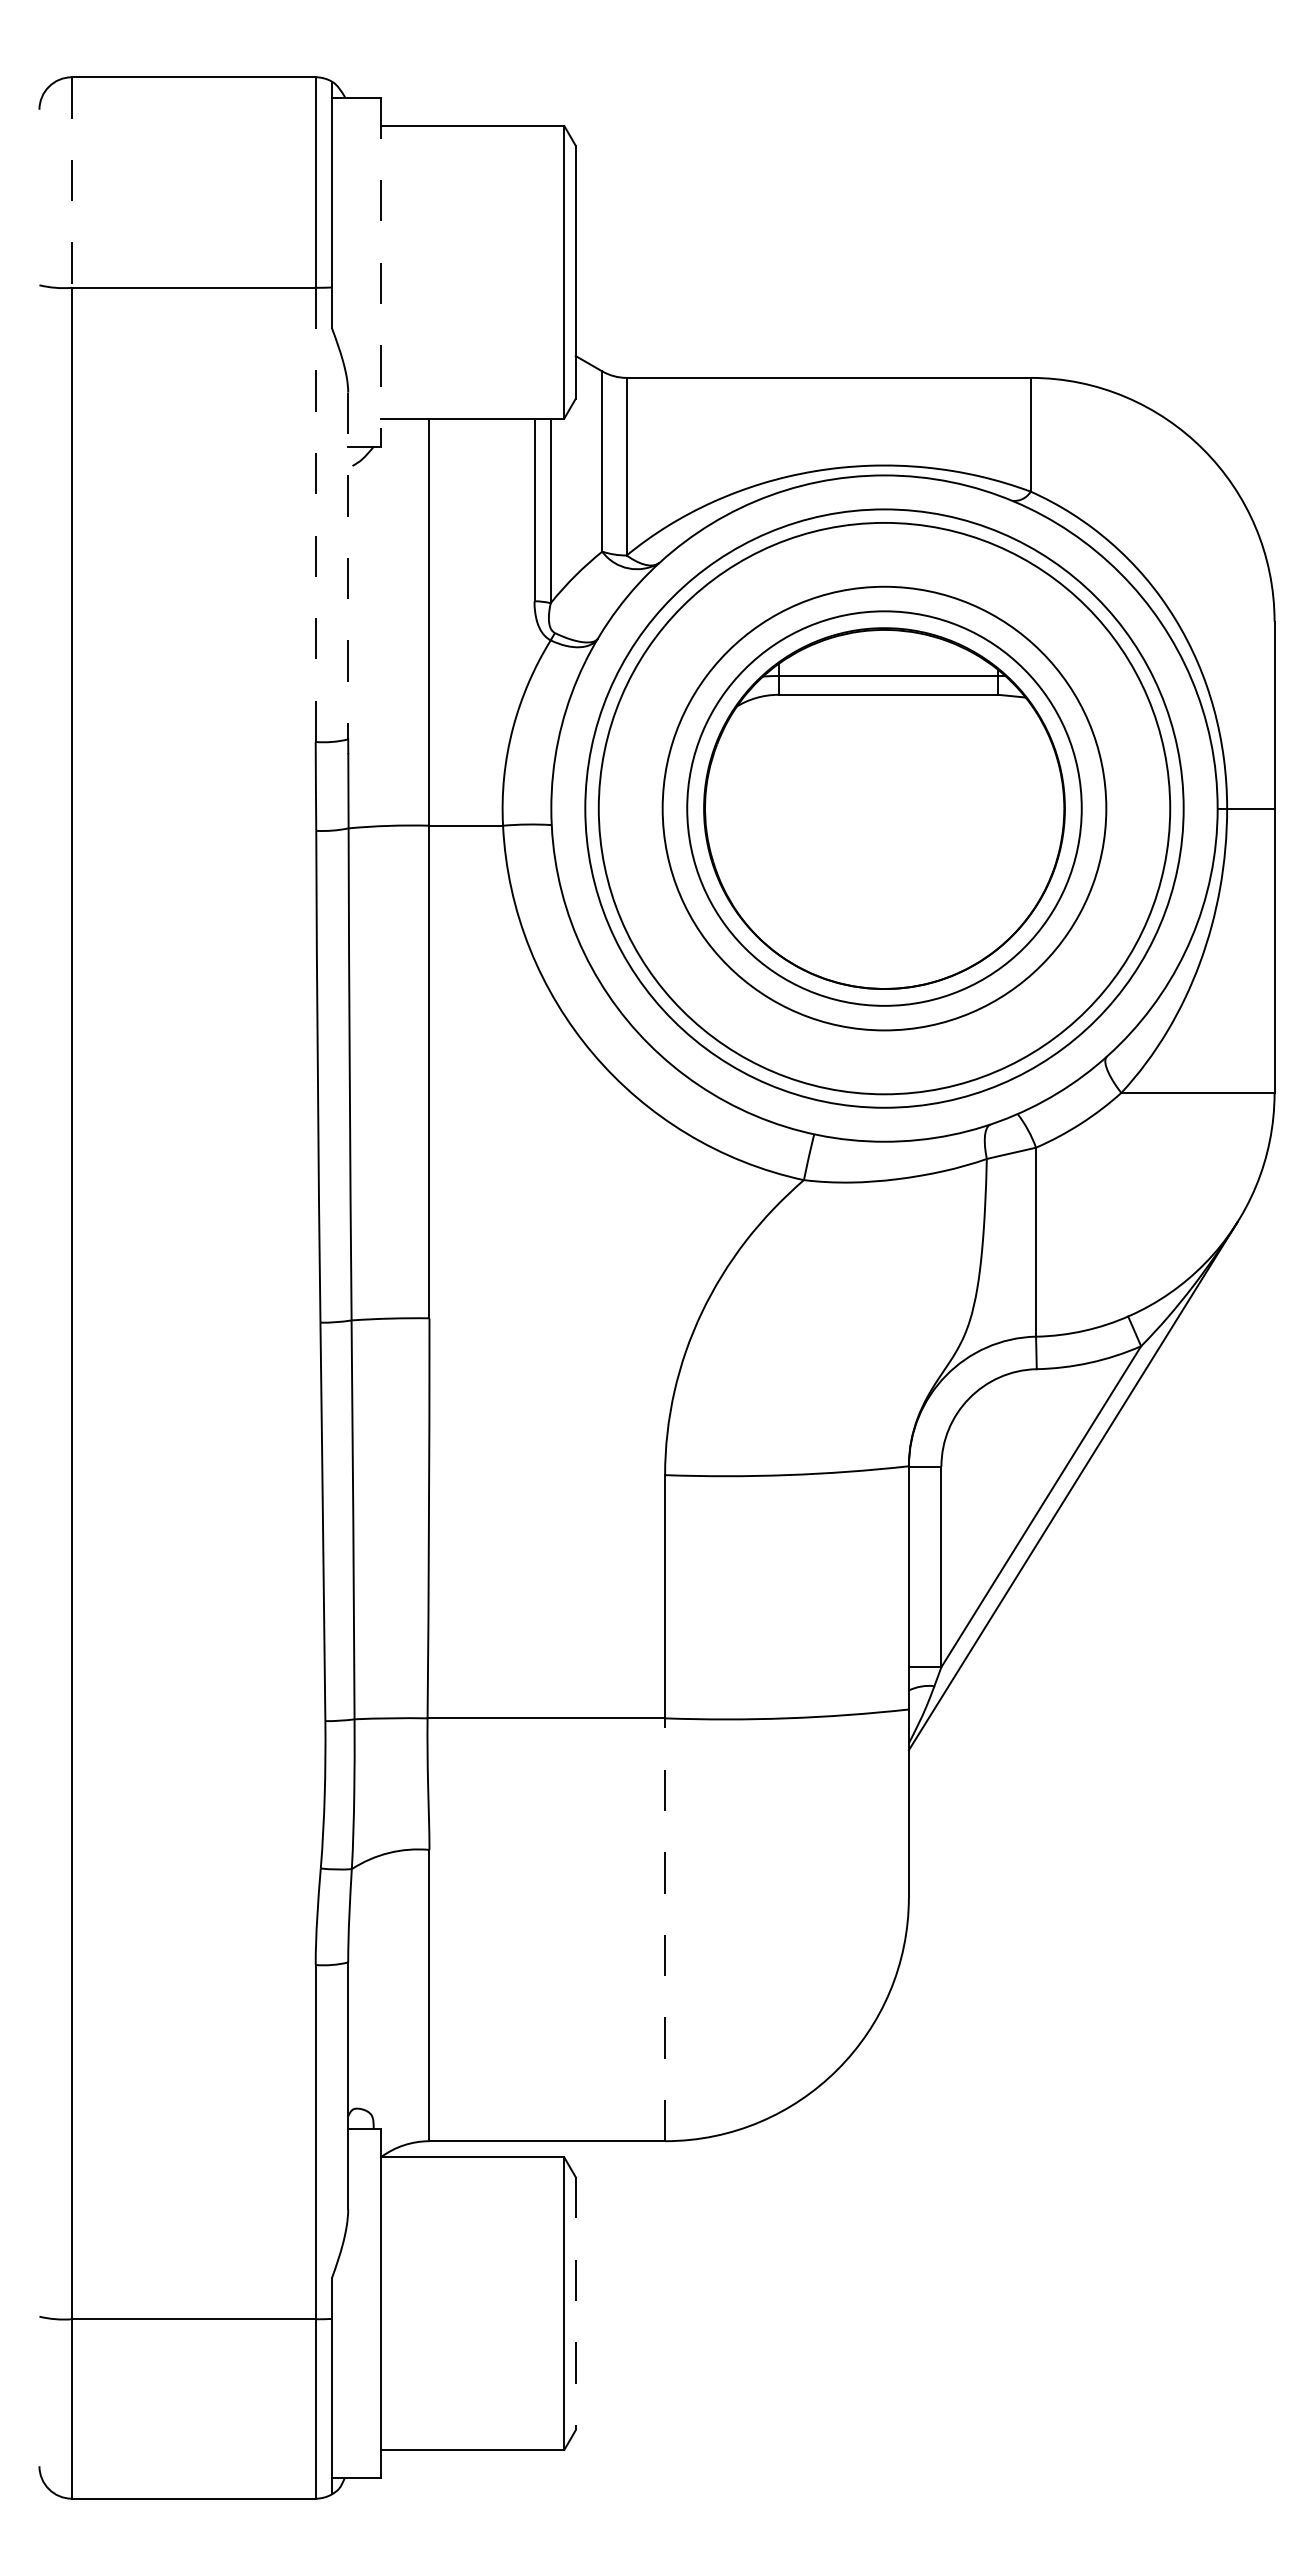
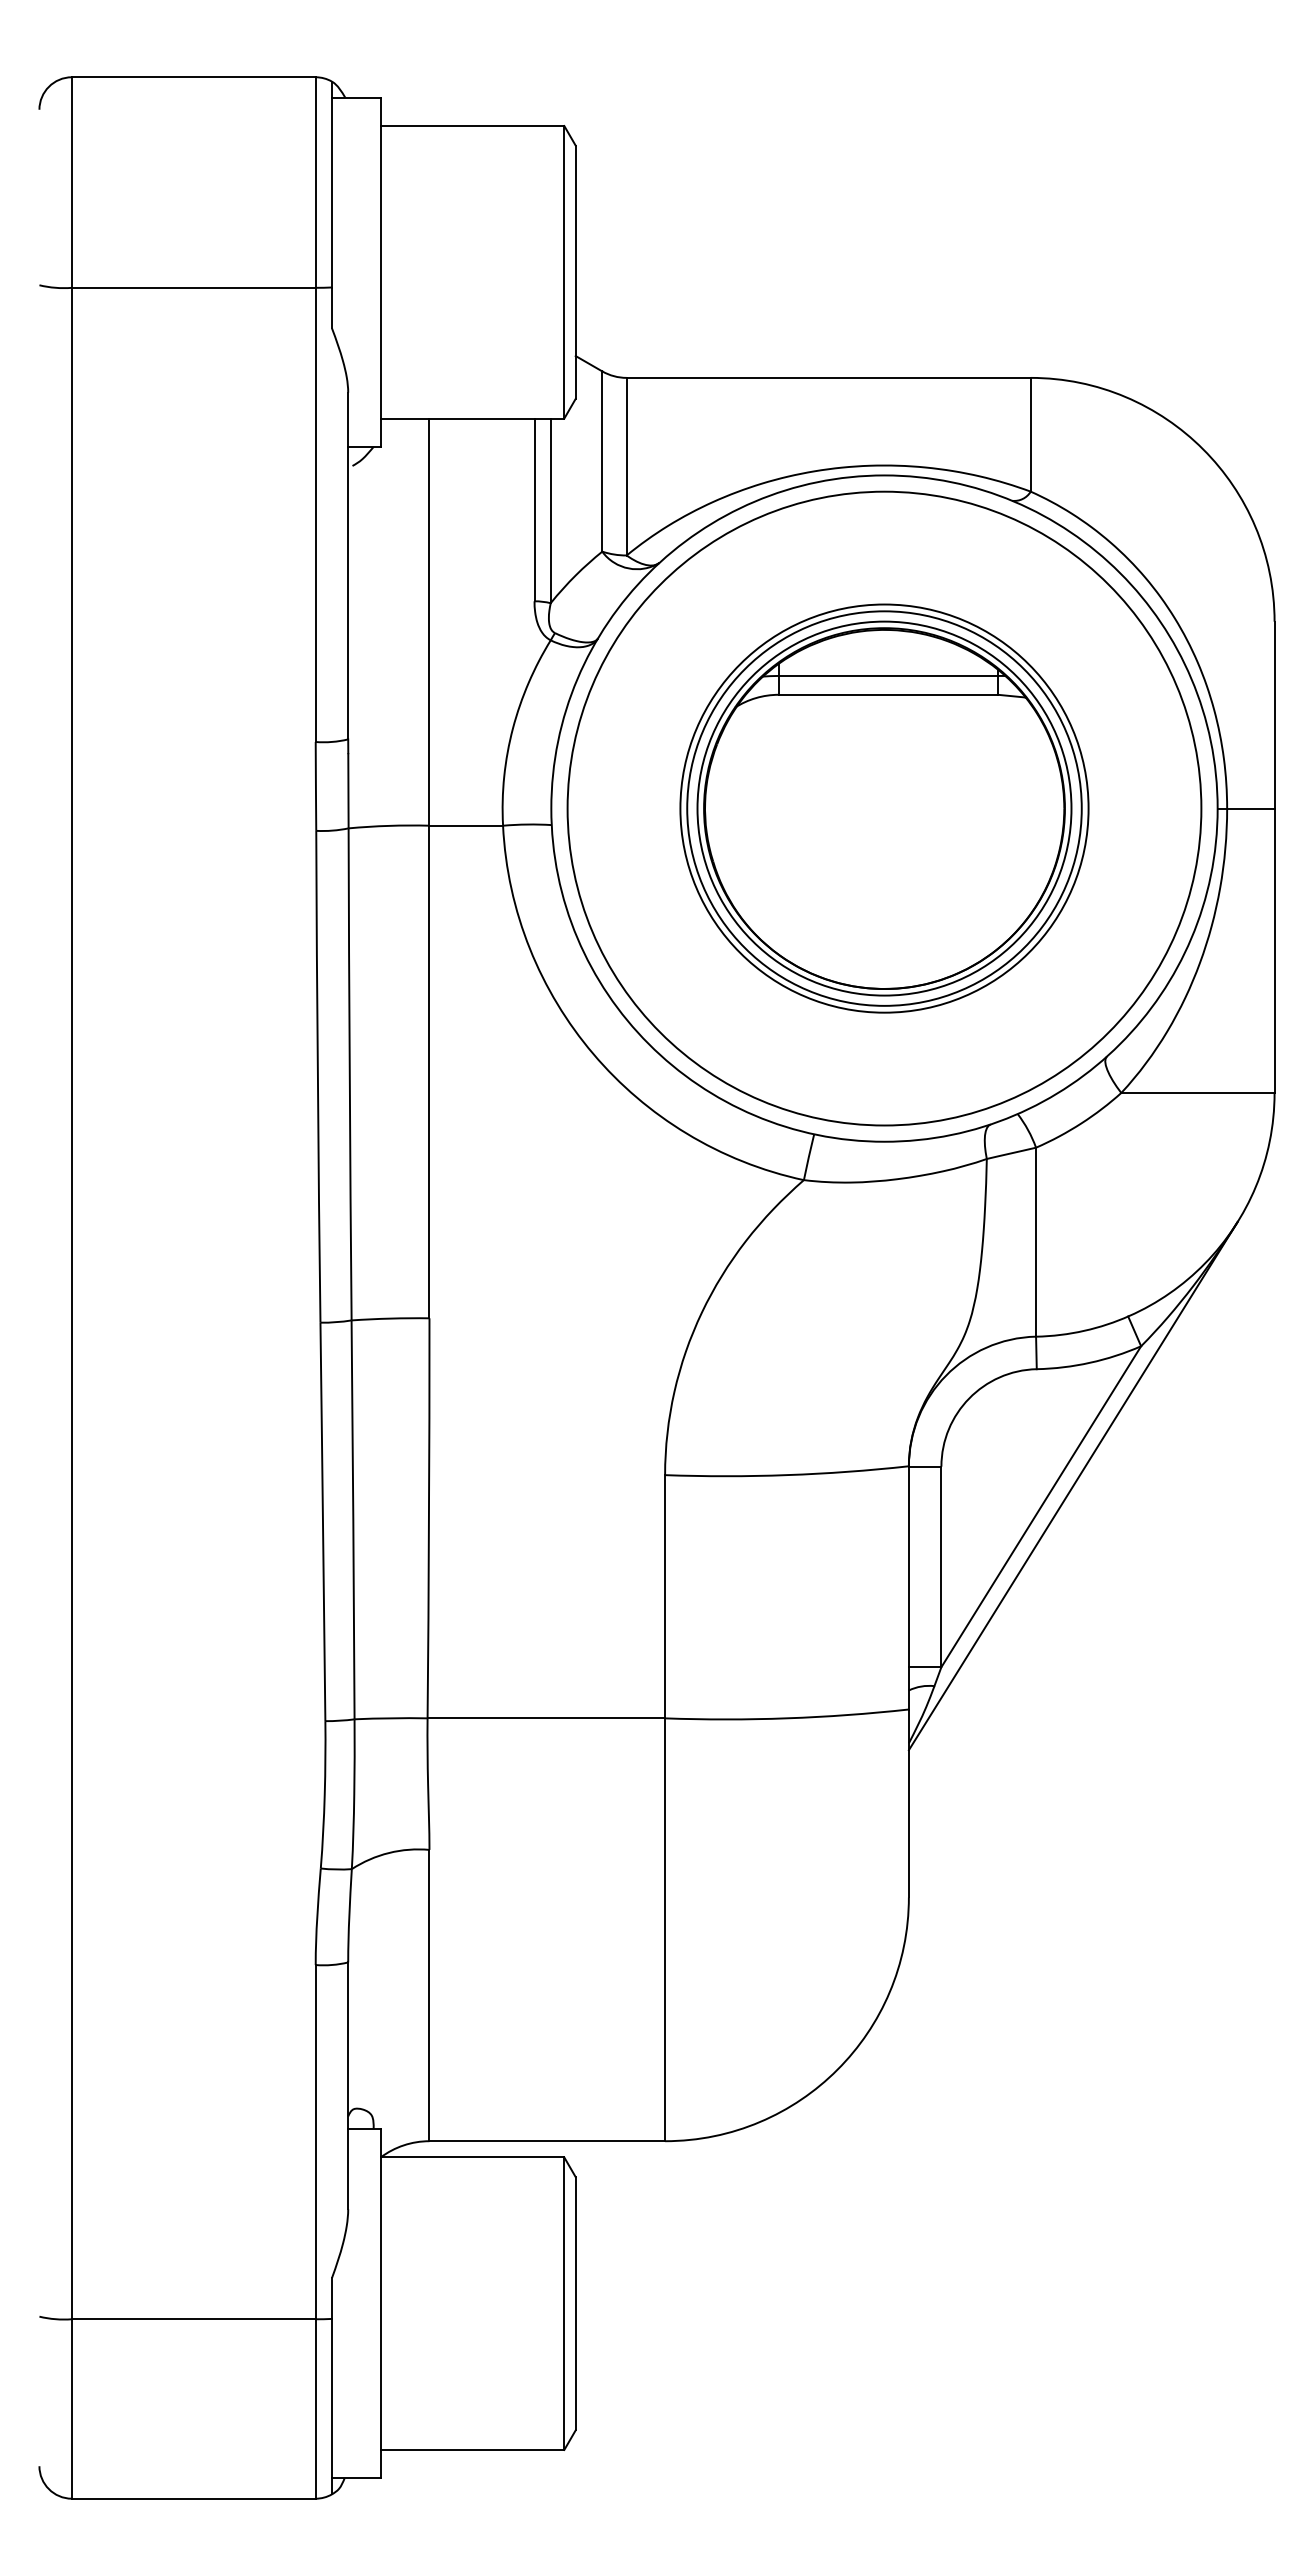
line: dashed -> solid (71, 183)
line: dashed -> solid (380, 272)
line: dashed -> solid (315, 514)
line: dashed -> solid (348, 566)
circle diameter: 444 px -> 634 px (884, 808)
circle diameter: 571 px -> 408 px (884, 808)
circle diameter: 598 px -> 374 px (884, 808)
line: dashed -> solid (665, 1929)
line: dashed -> solid (575, 2303)
